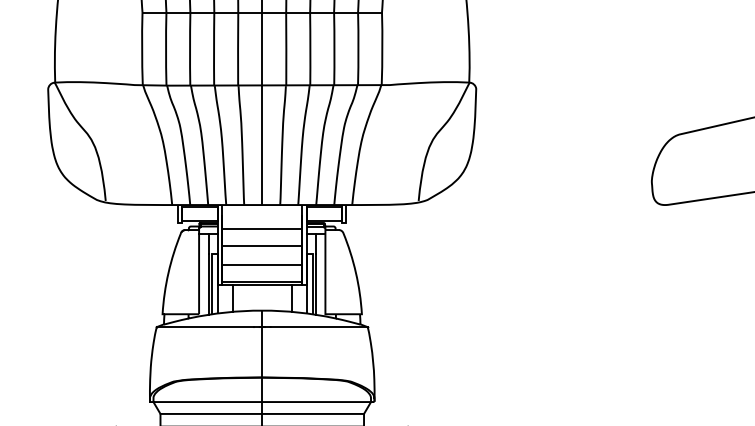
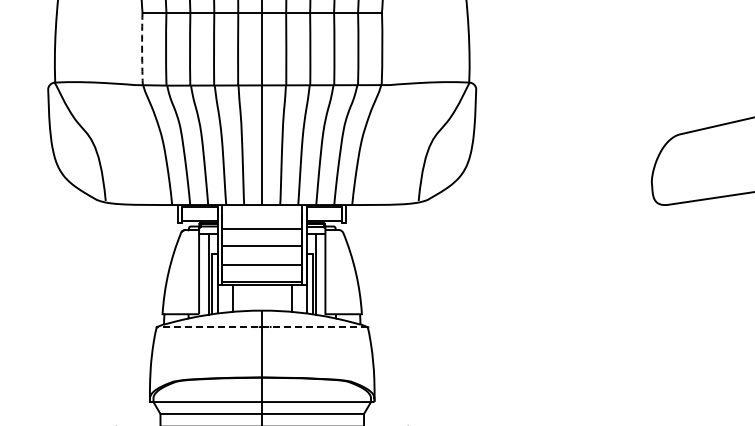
arc: solid -> dashed (142, 48)
line: solid -> dashed (261, 327)
